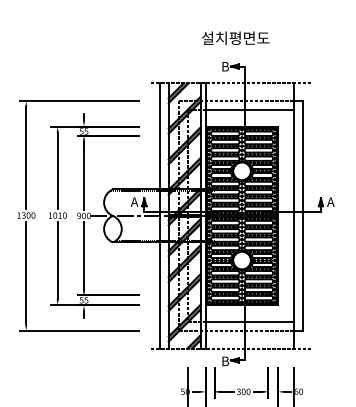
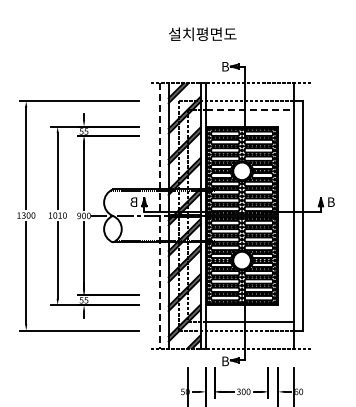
text position: (235, 37) -> (202, 33) (202, 33)
line: solid -> dashed (250, 109)
text: A -> B (134, 201)
text: A -> B (330, 201)
line: solid -> dashed (159, 215)
